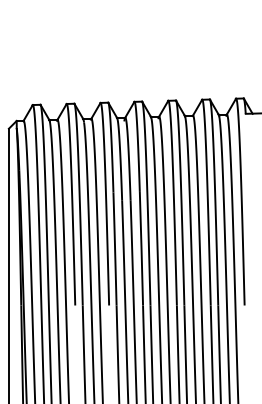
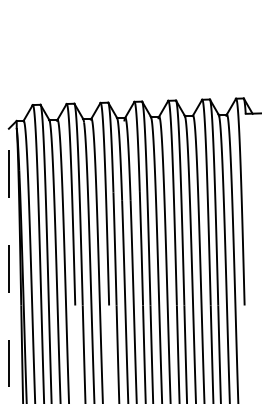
line: solid -> dashed (8, 265)
